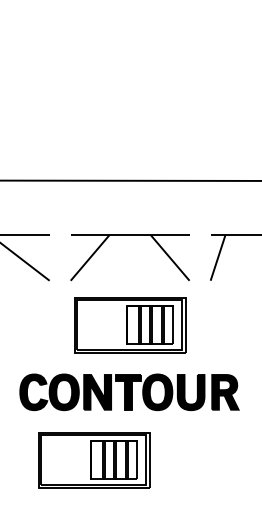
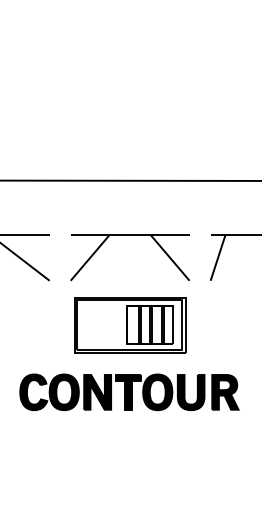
part: present -> none (94, 460)
